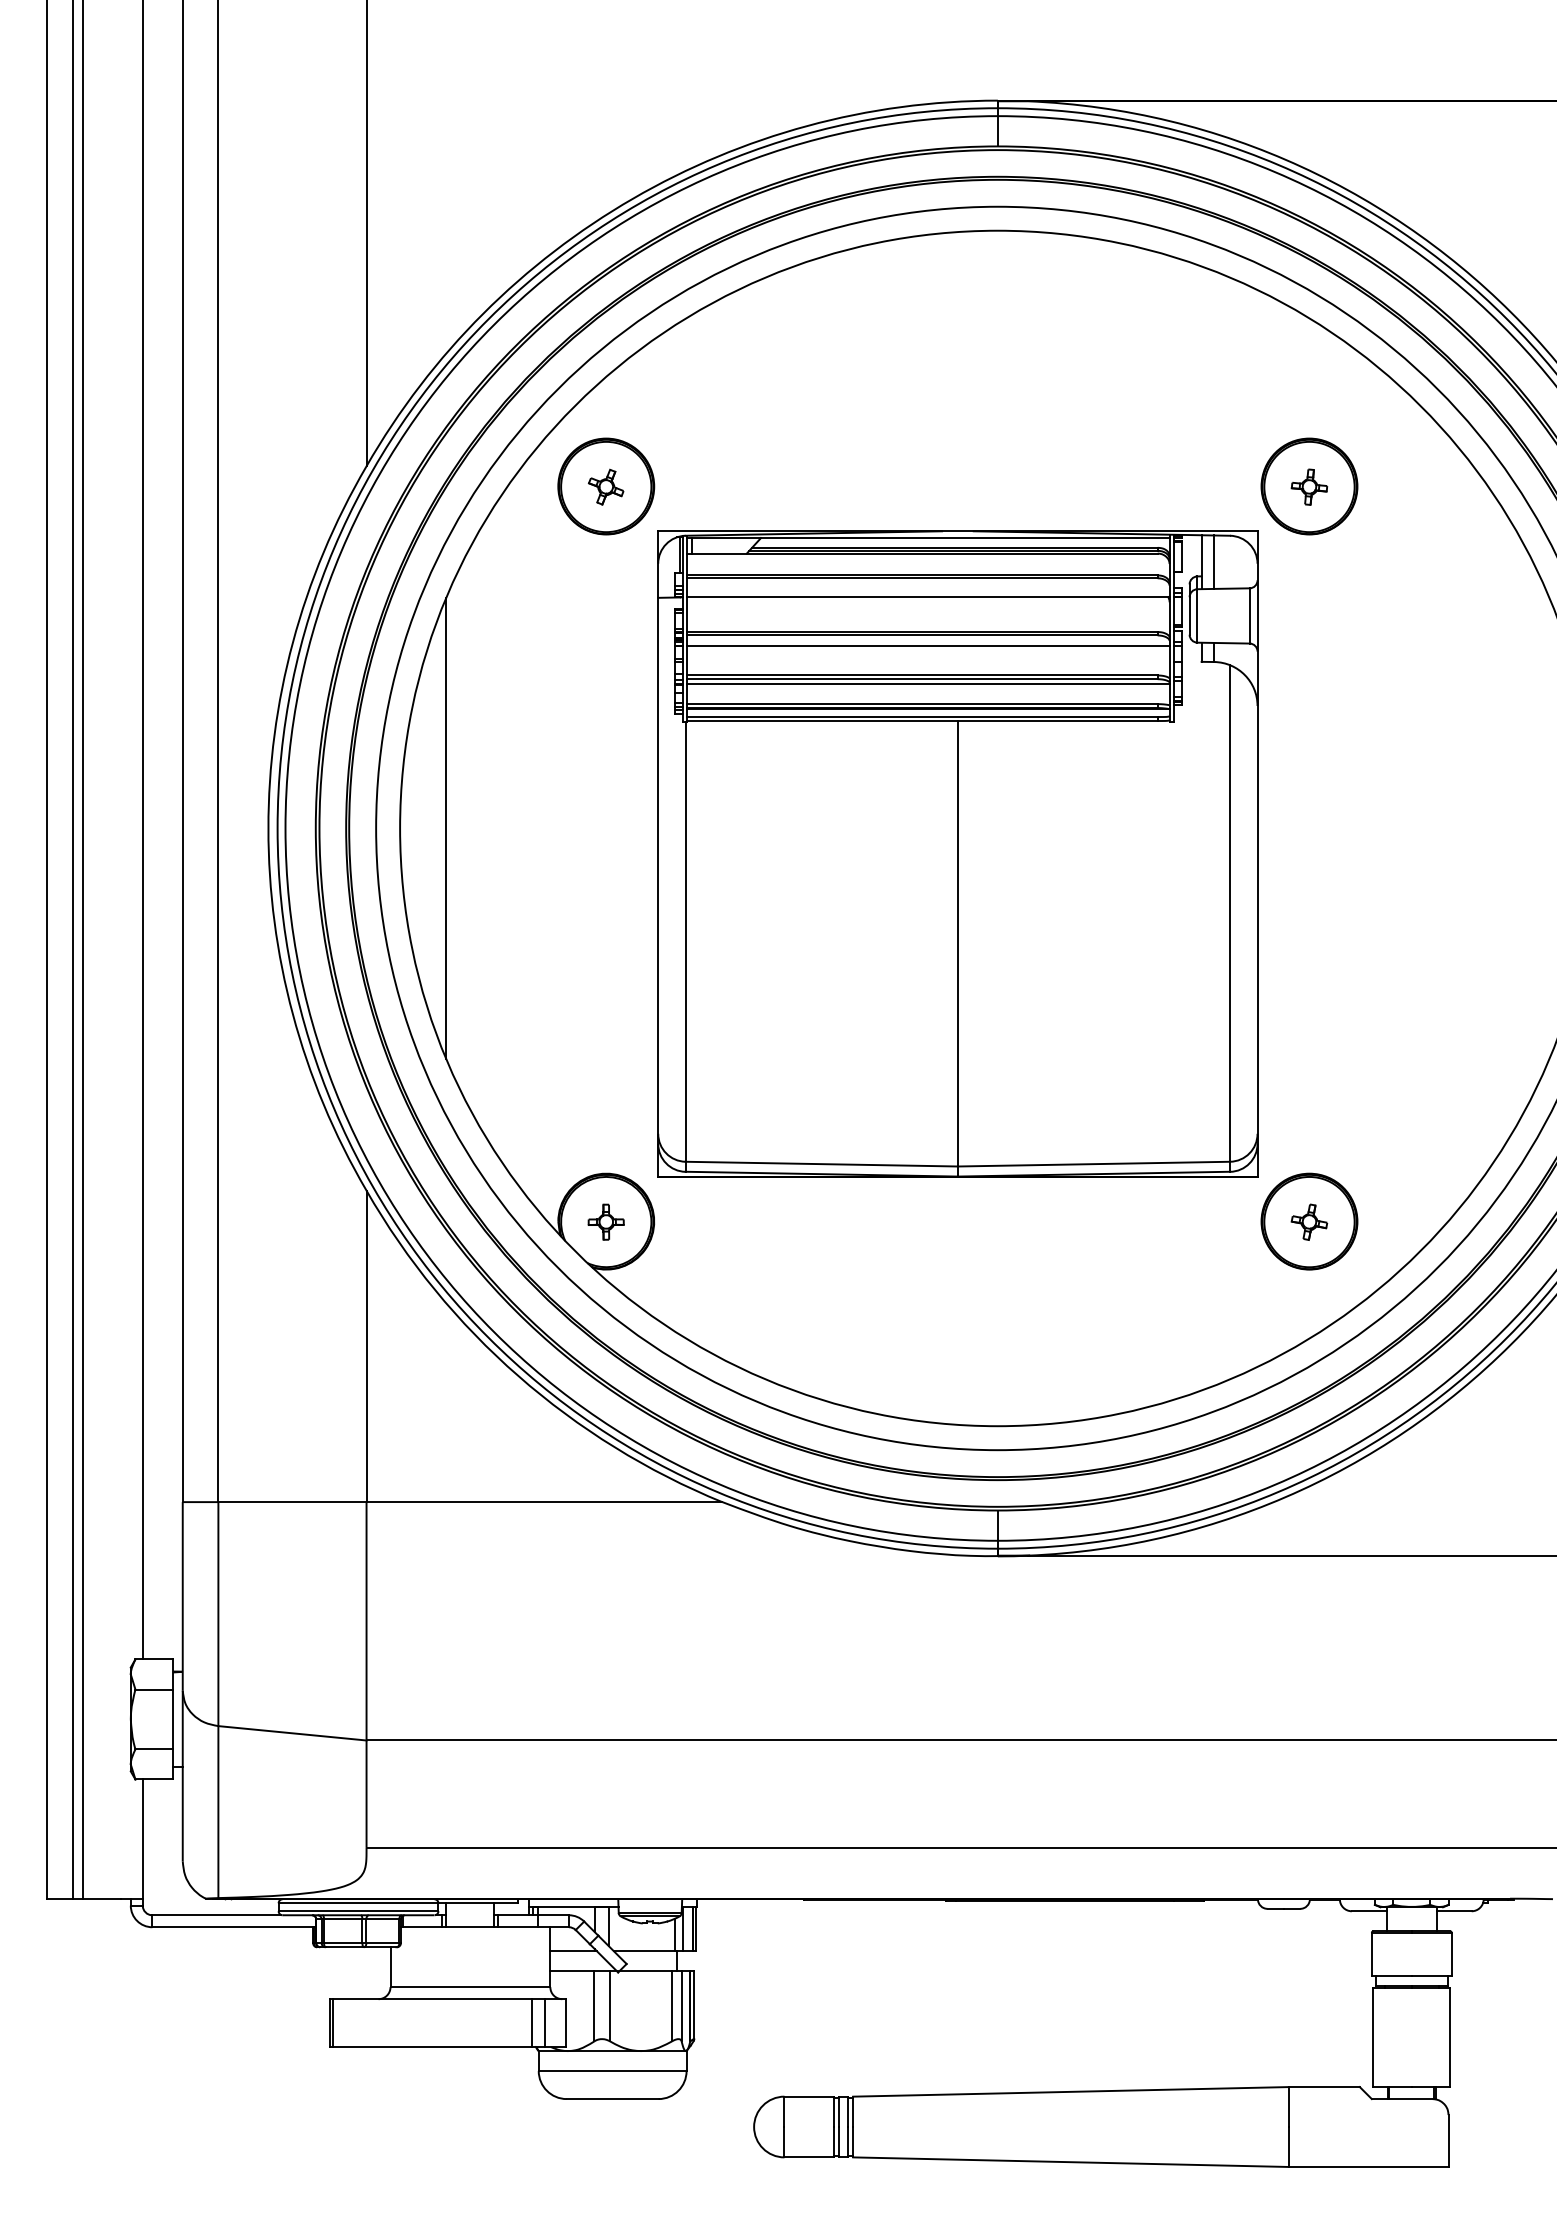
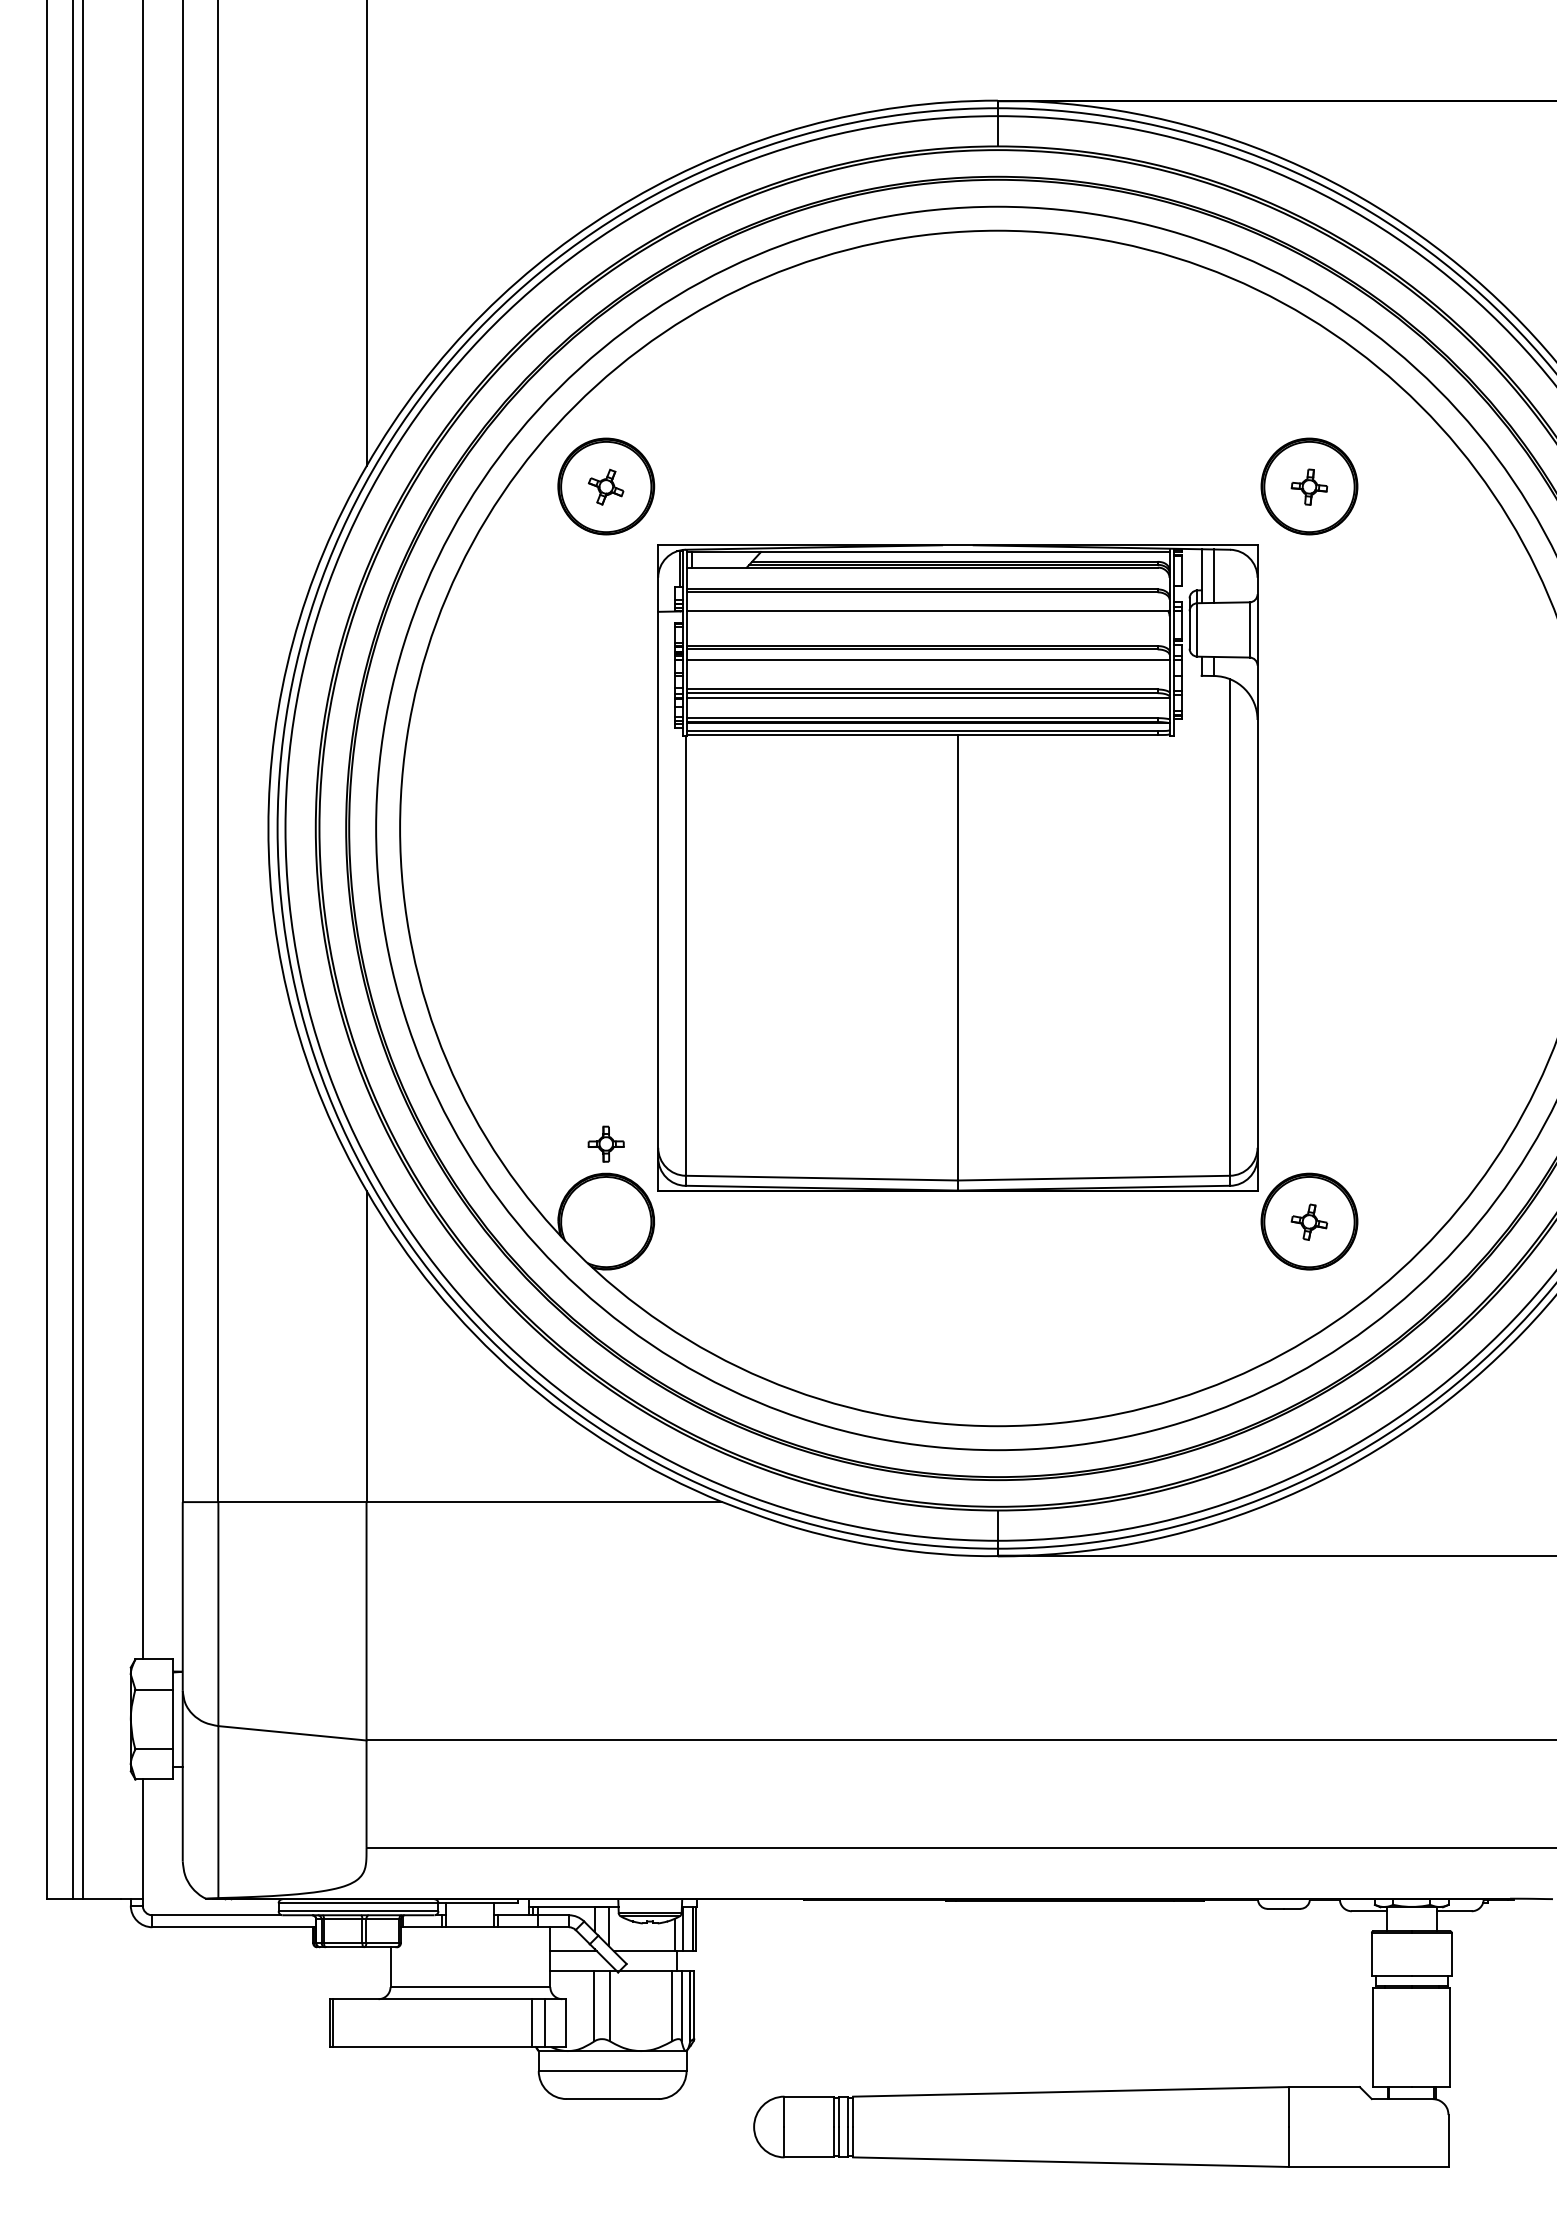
line: present -> none (446, 828)
part position: (957, 853) -> (957, 867) (957, 867)
part position: (605, 1221) -> (605, 1143) (605, 1143)
